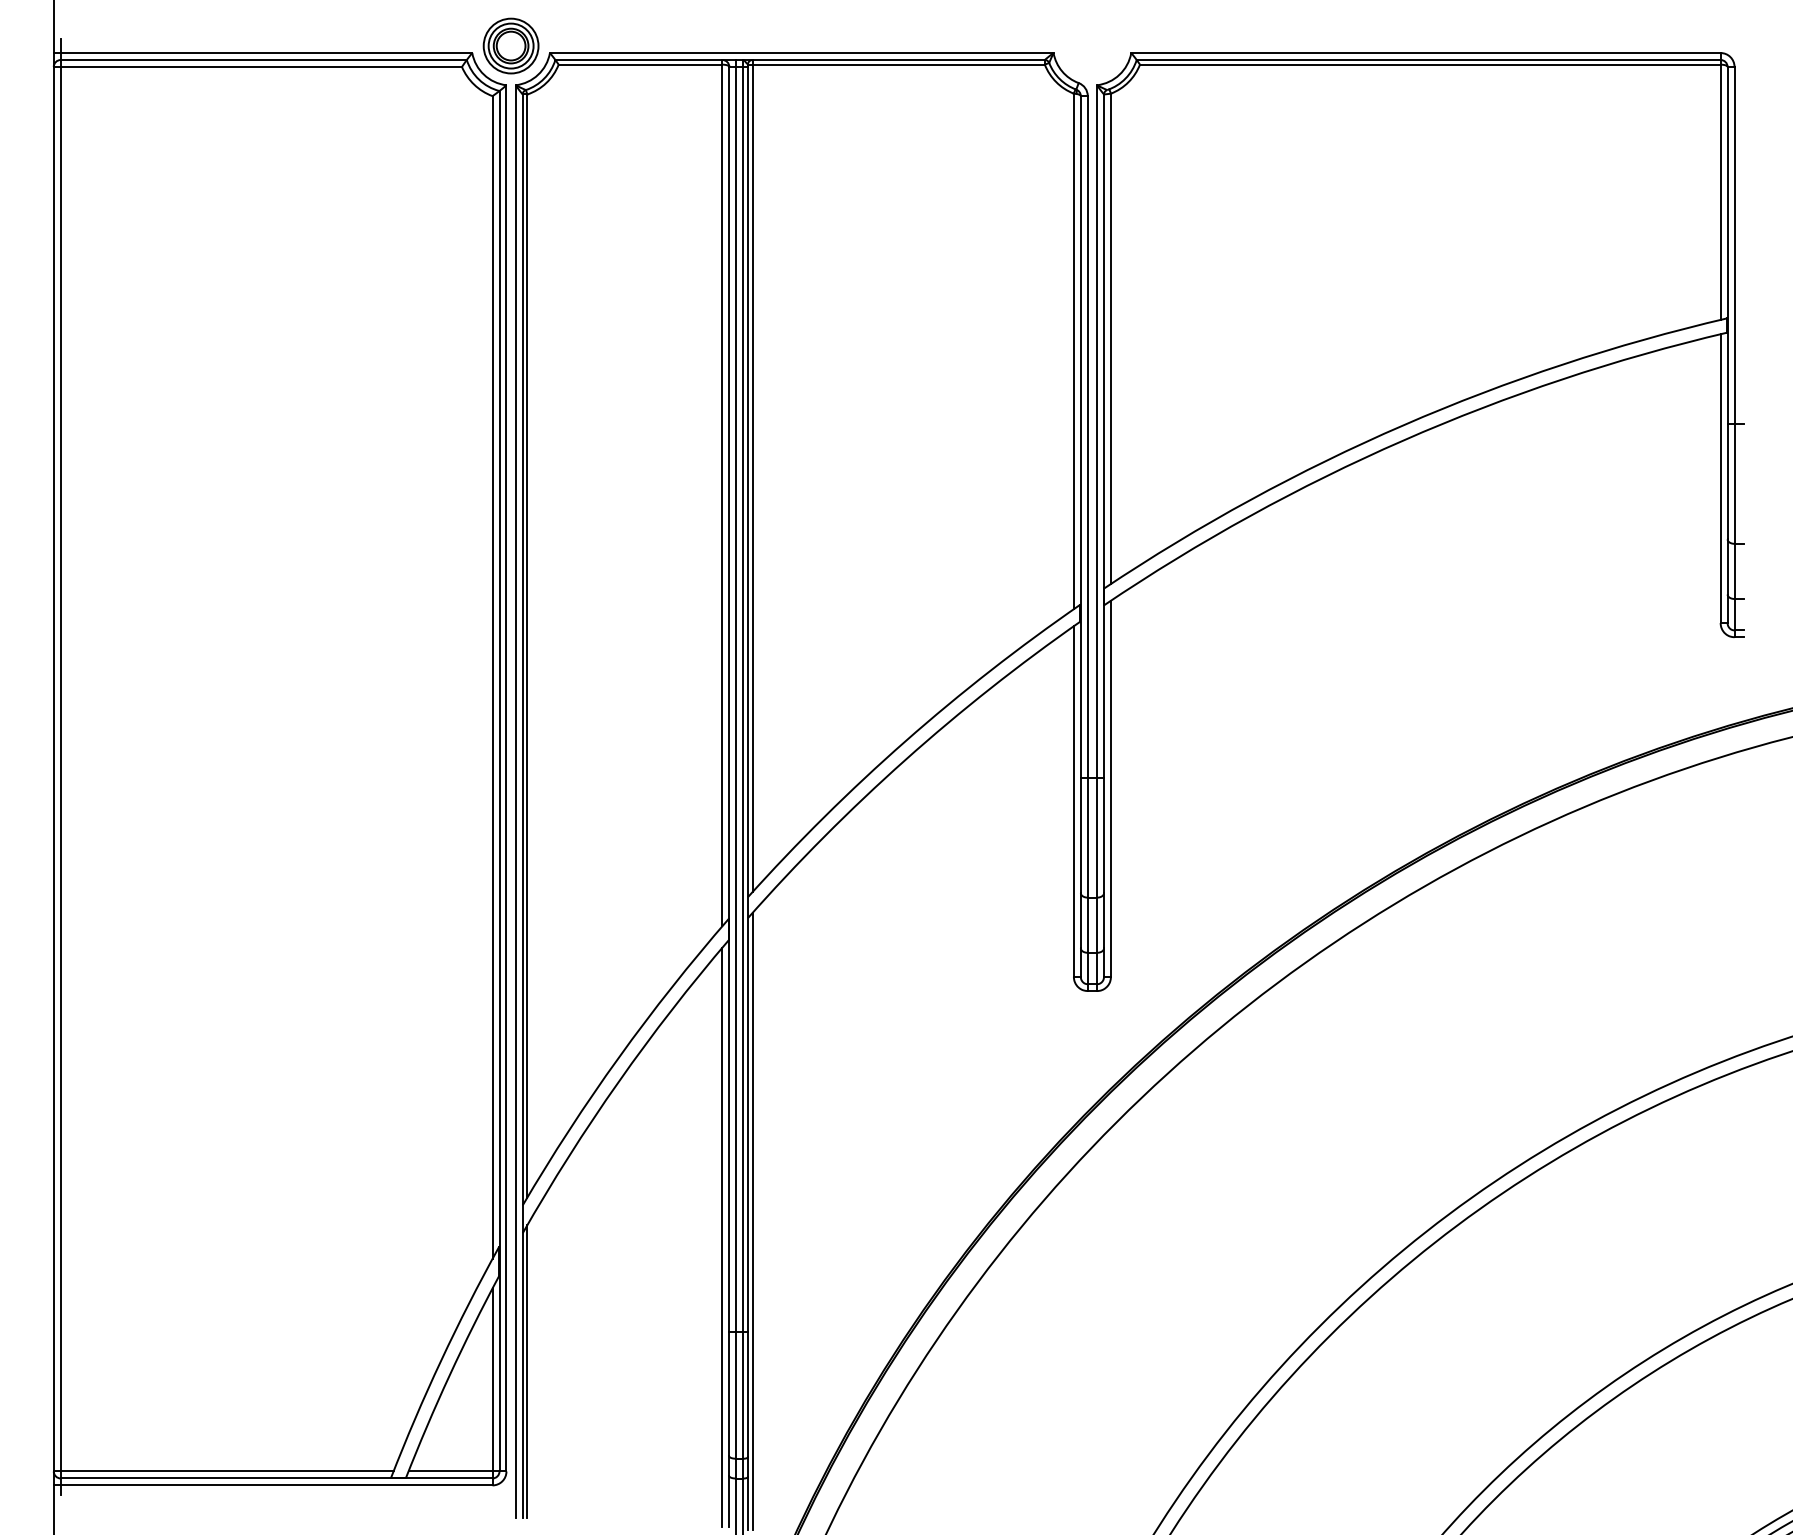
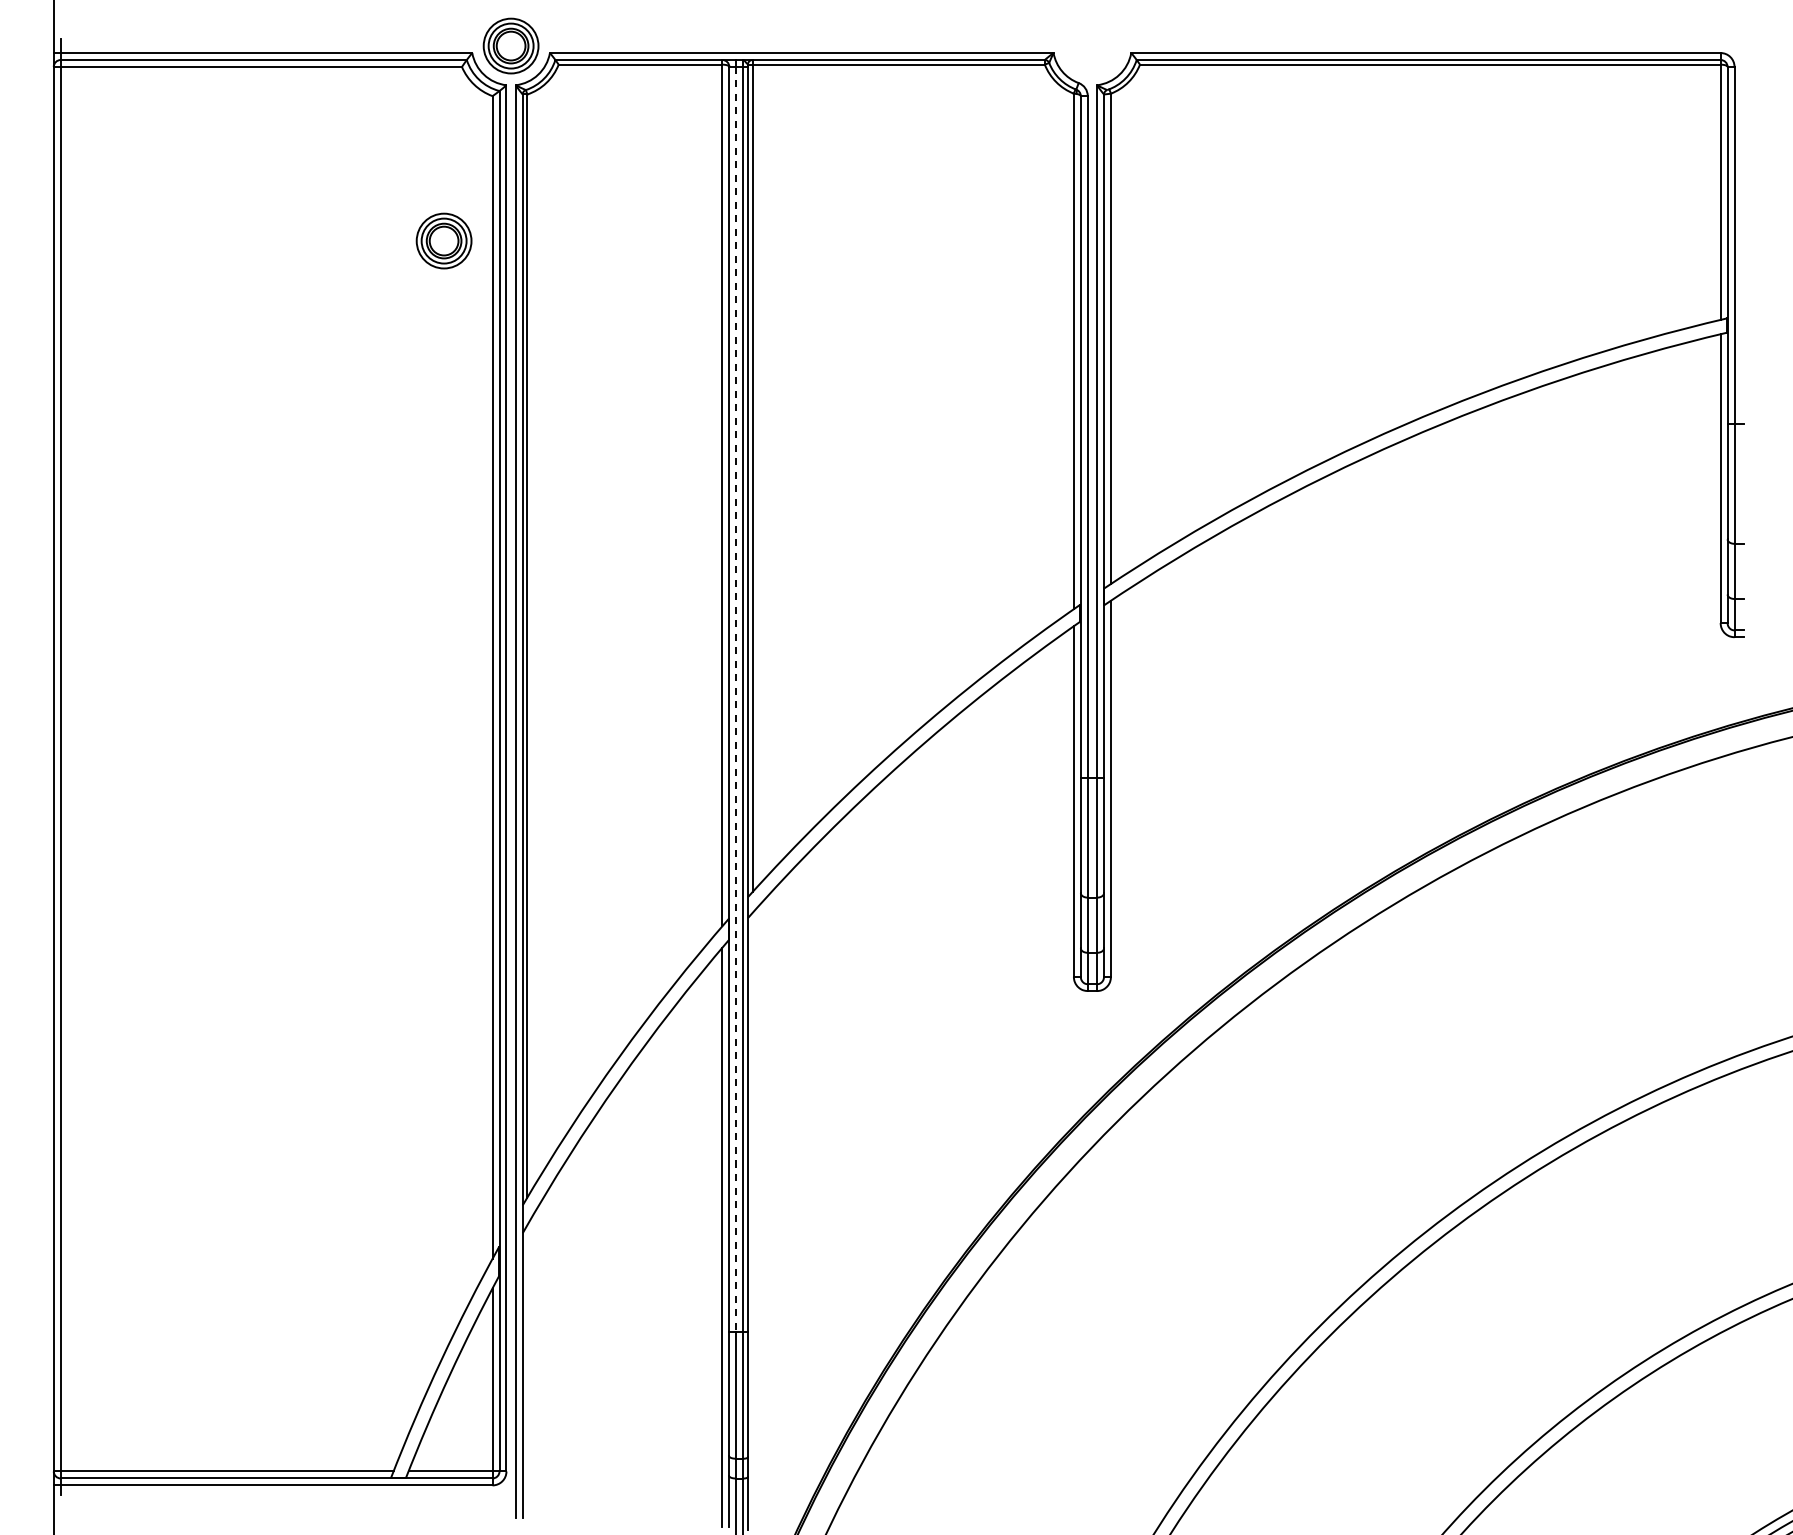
part: none -> present (443, 240)
line: solid -> dashed (736, 699)
line: present -> none (752, 1221)
line: present -> none (527, 1371)
